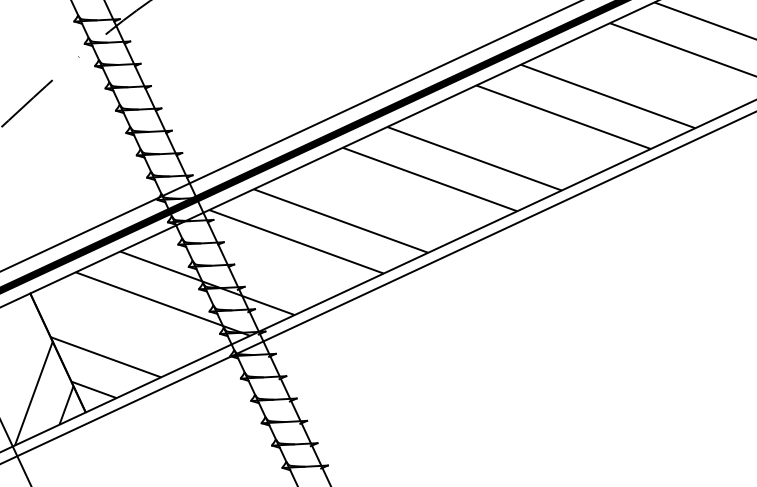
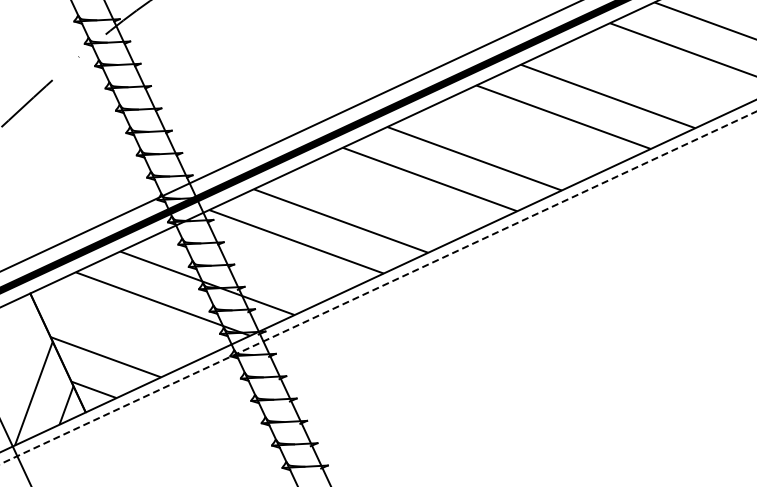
line: solid -> dashed (378, 287)
